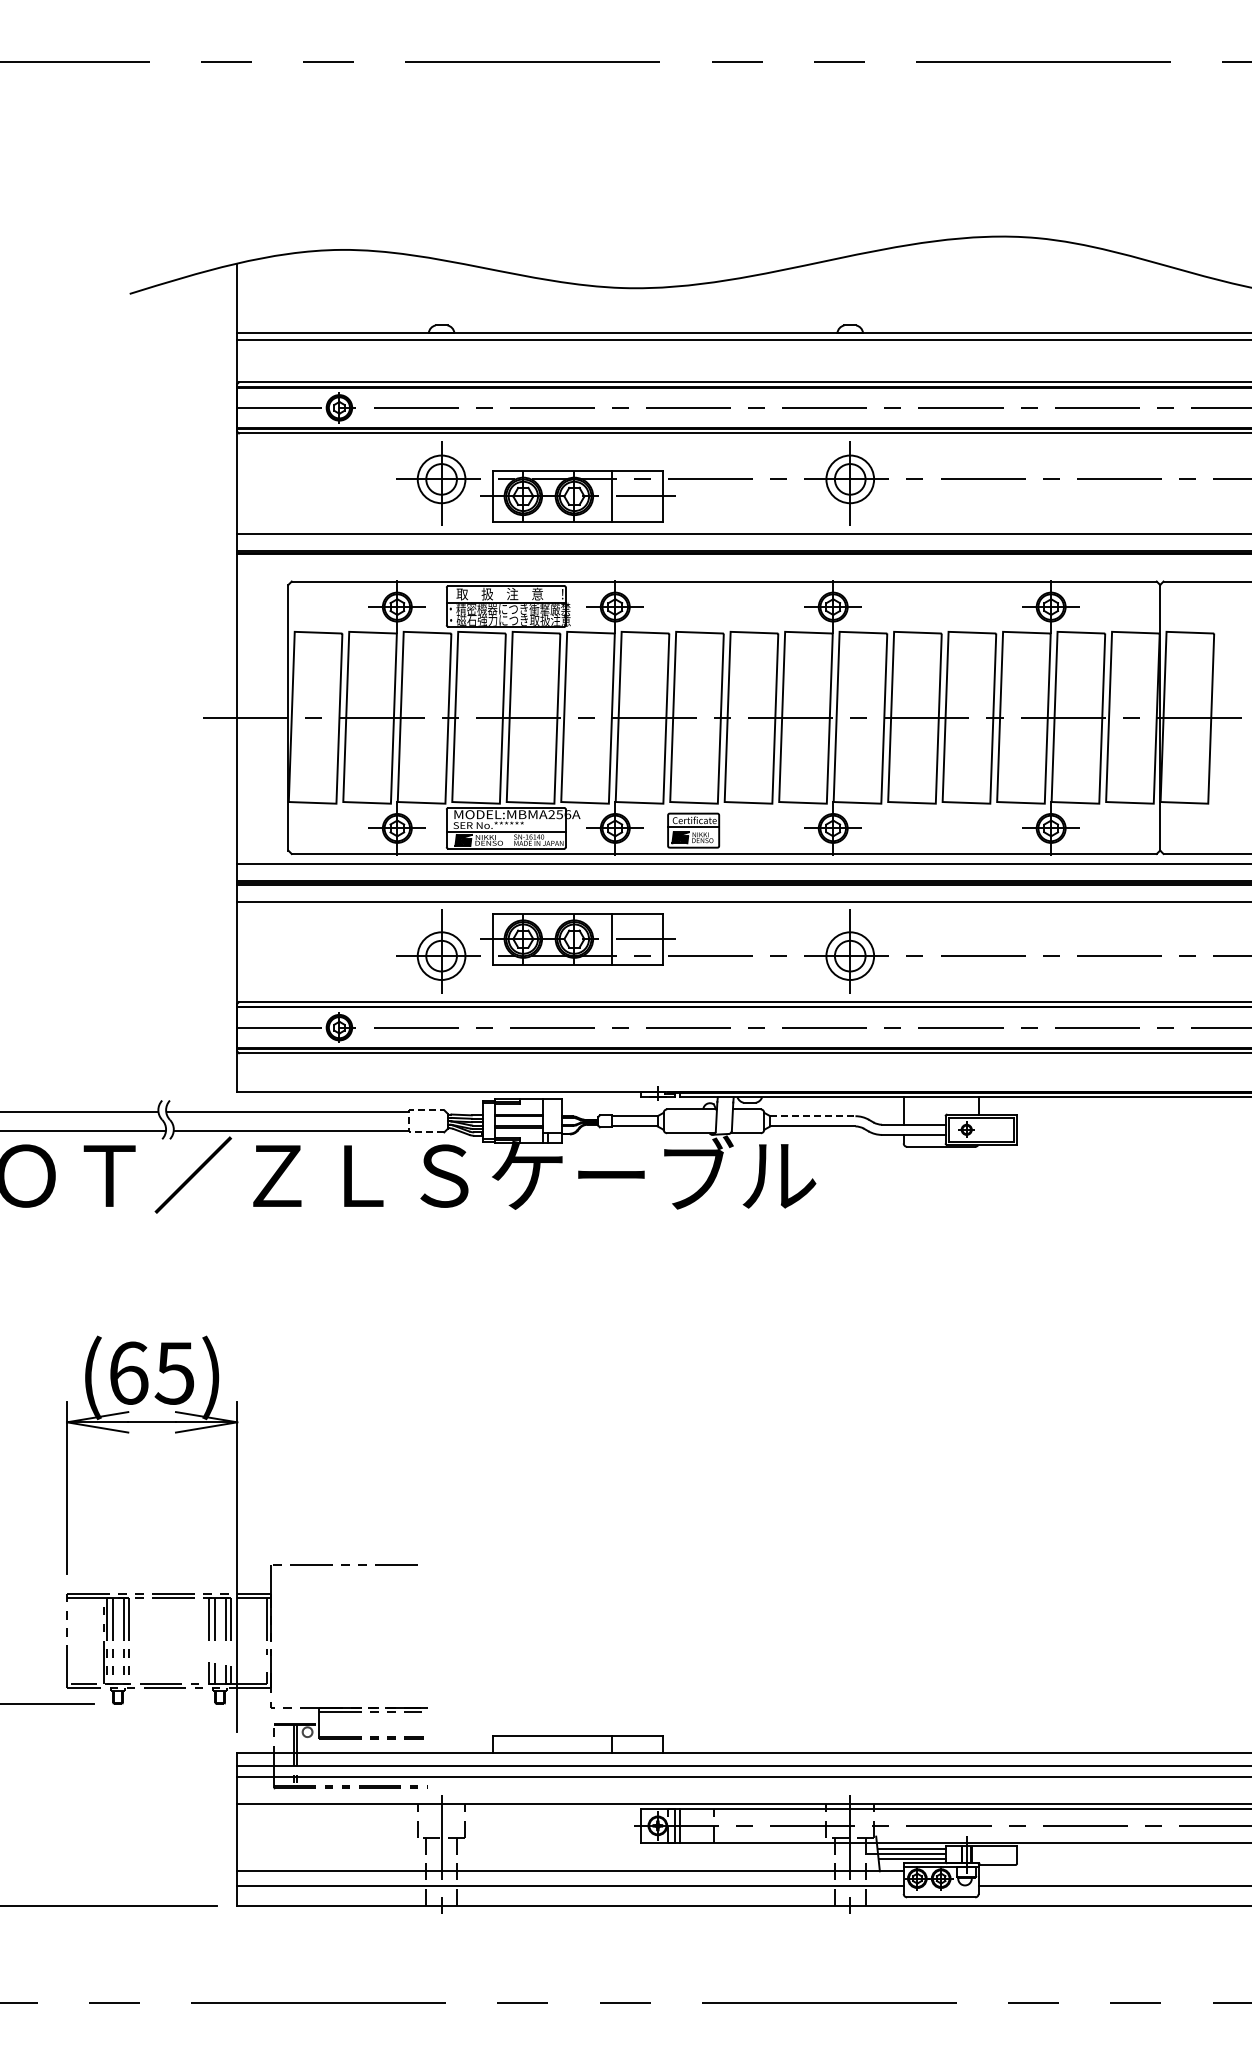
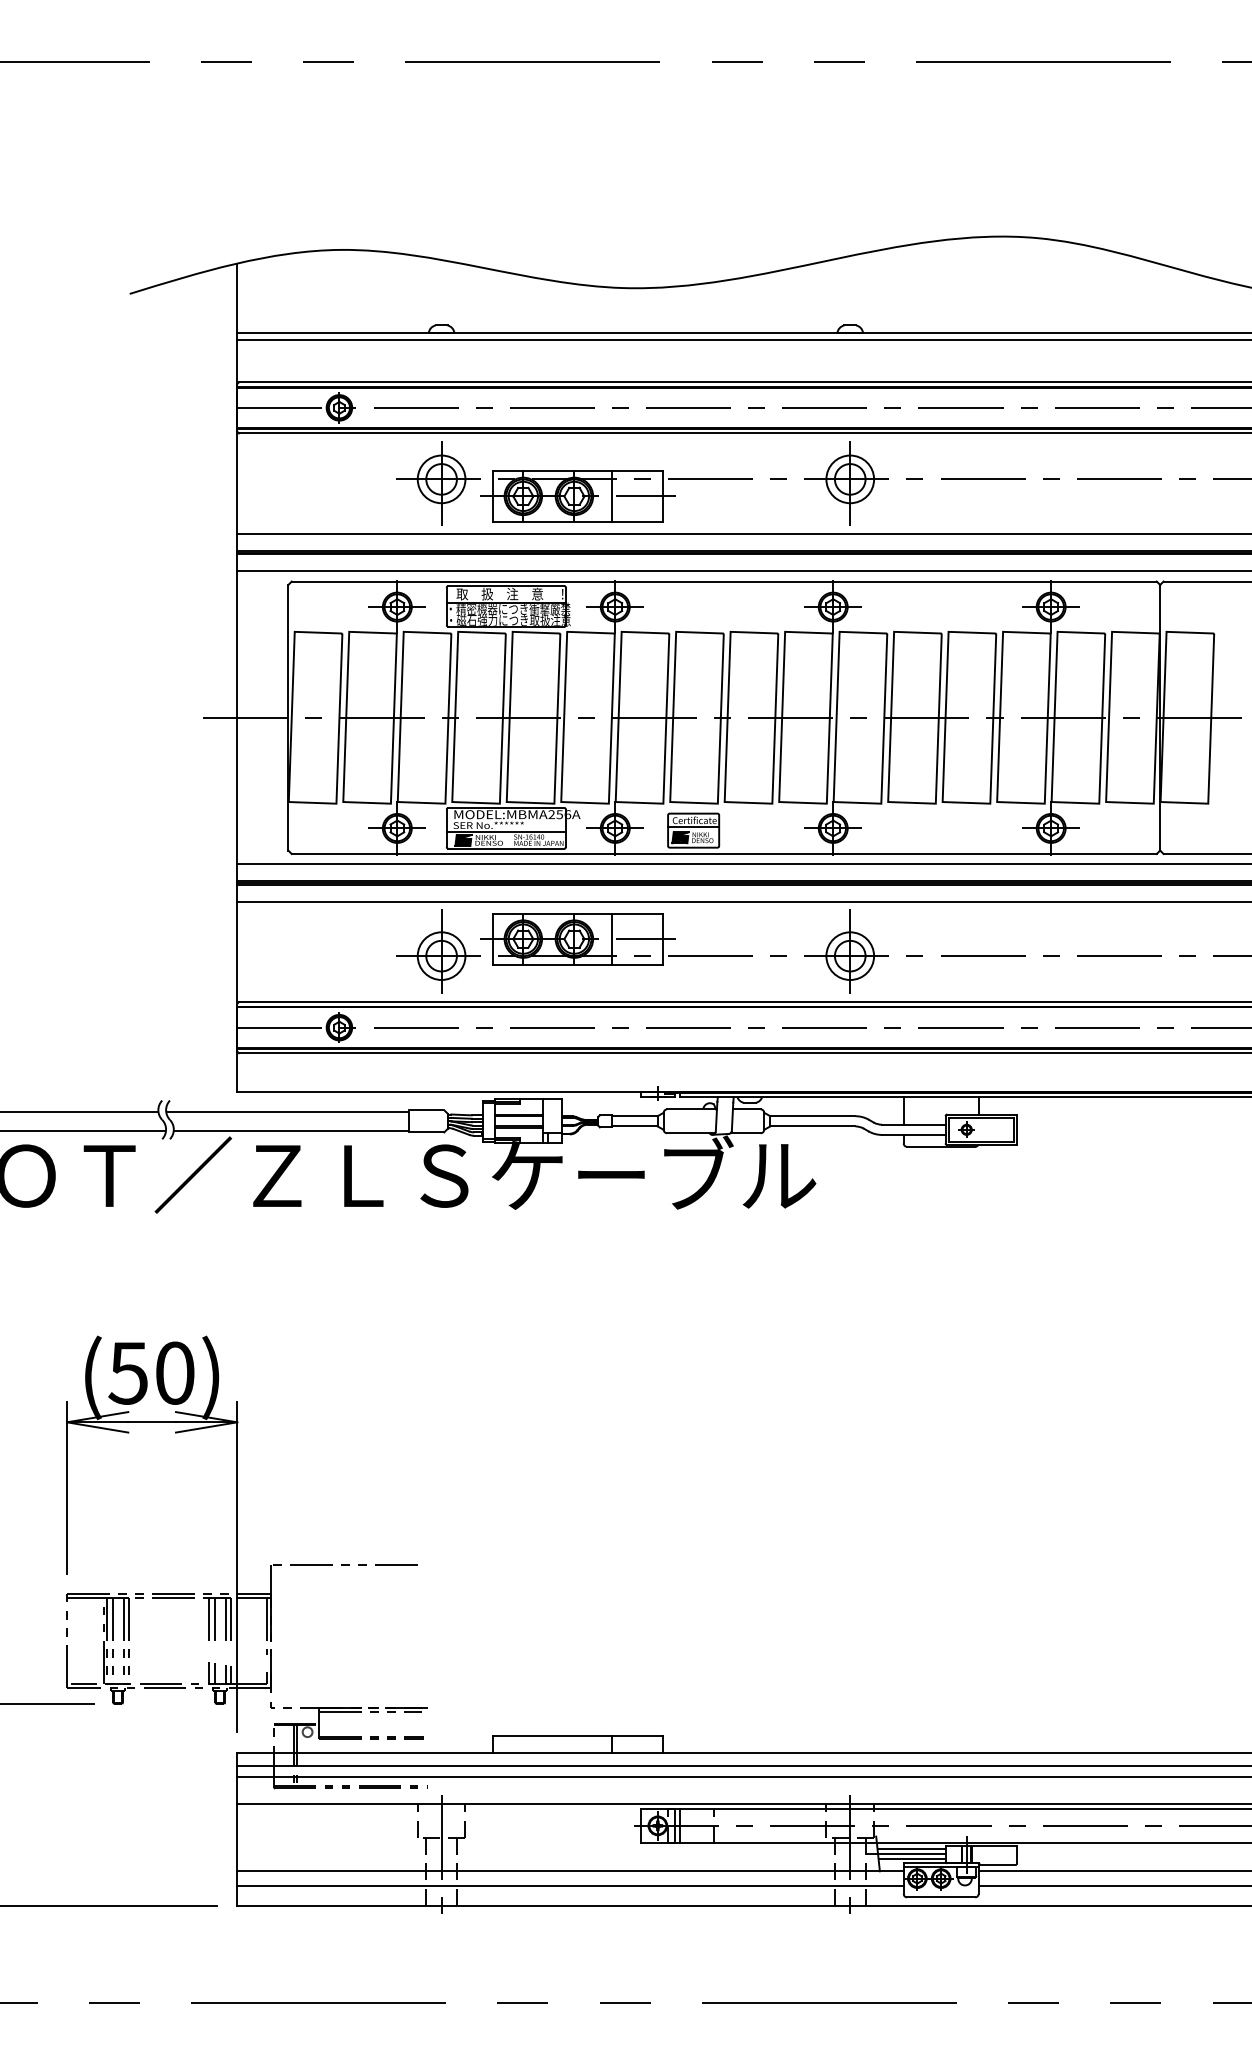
line: none -> present (742, 571)
line: dashed -> solid (812, 1116)
line: dashed -> solid (409, 1120)
text: (65) -> (50) (151, 1372)
line: none -> present (1113, 1870)
